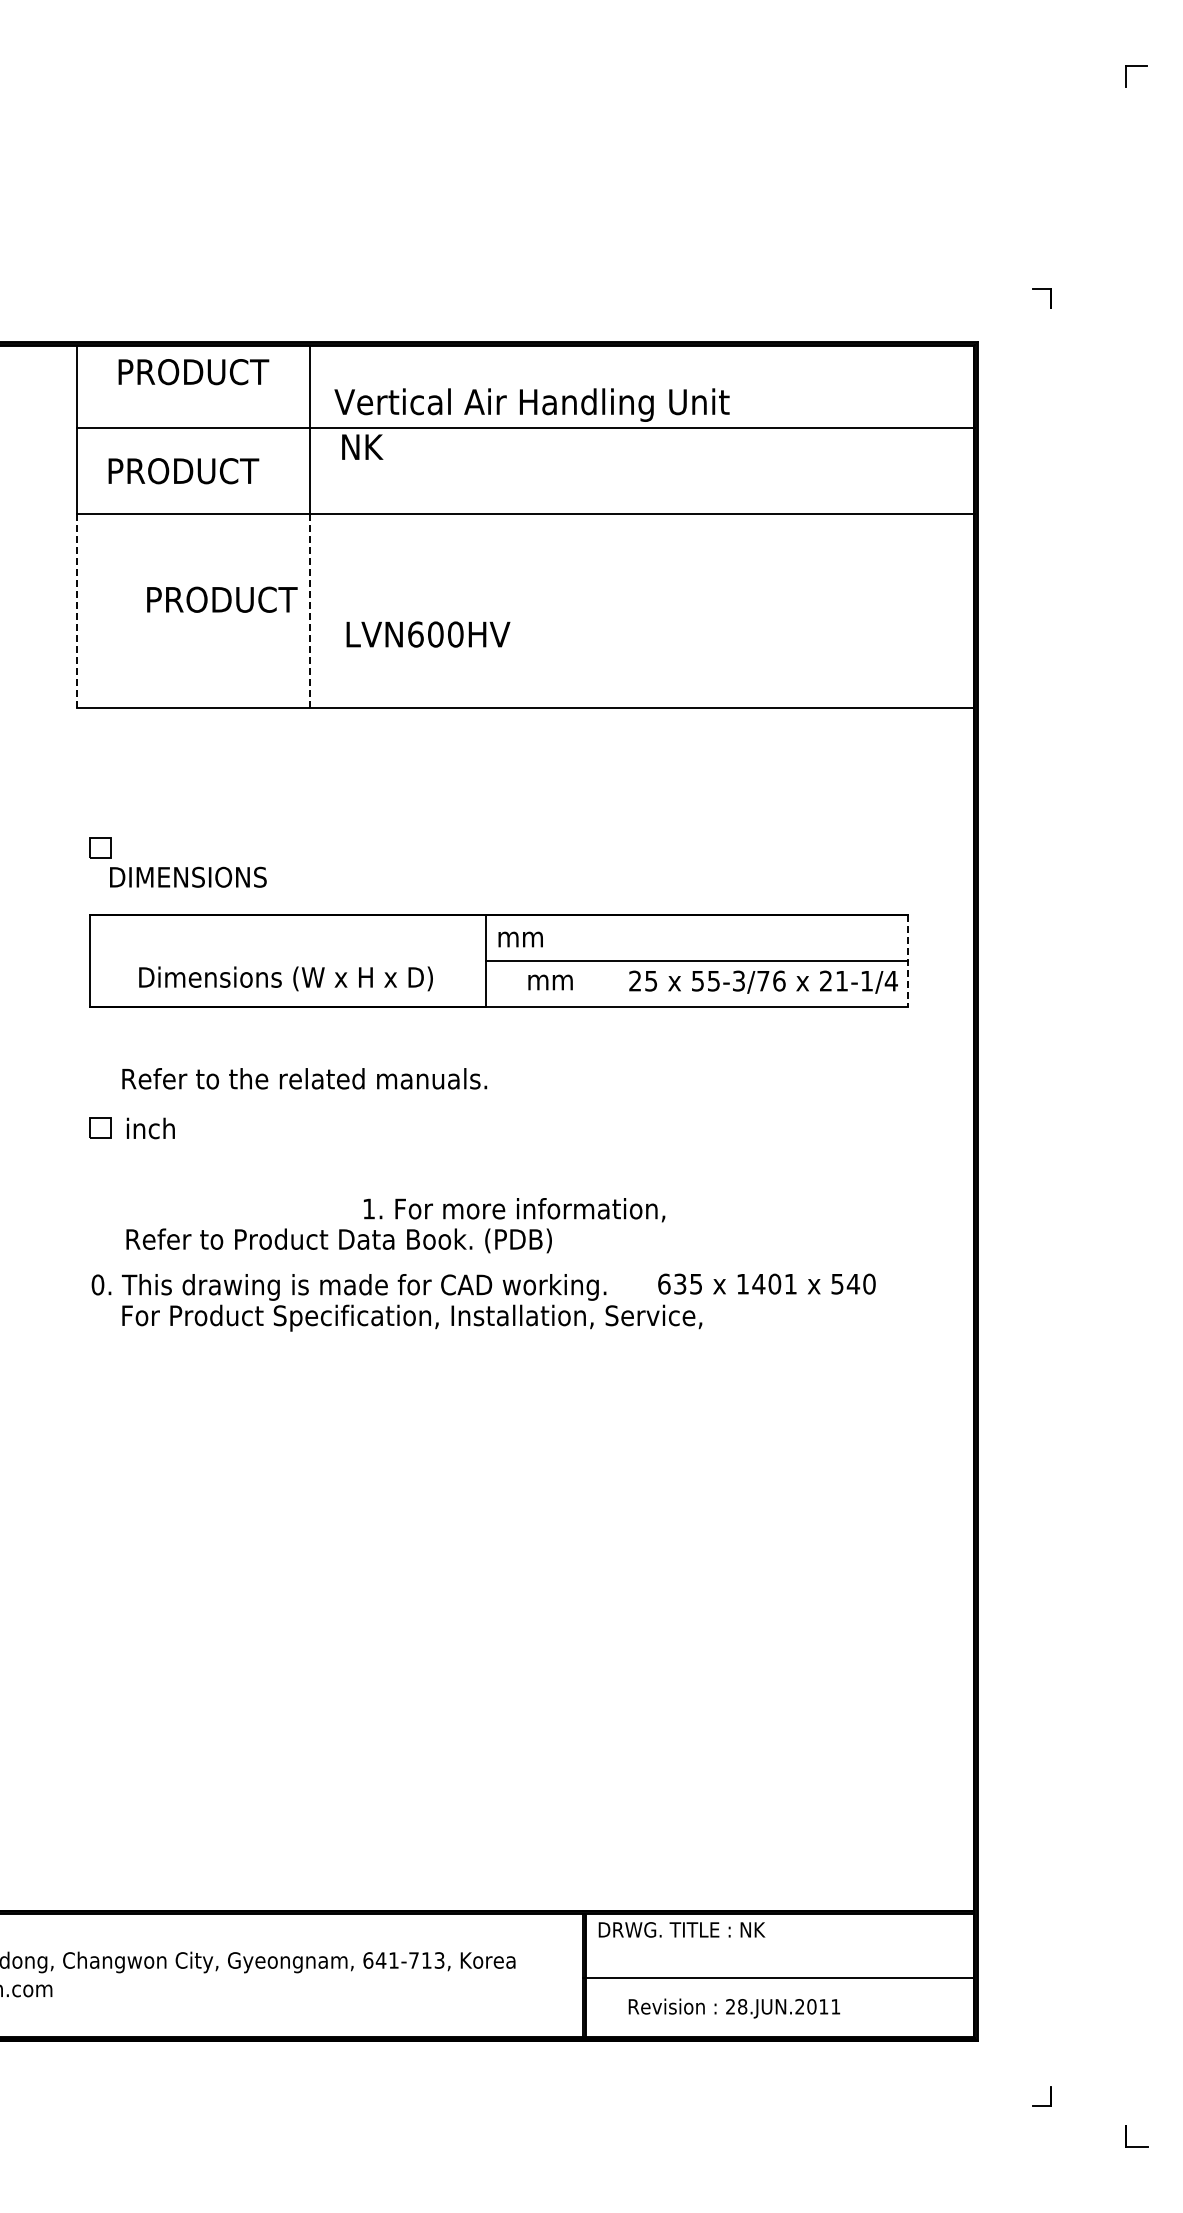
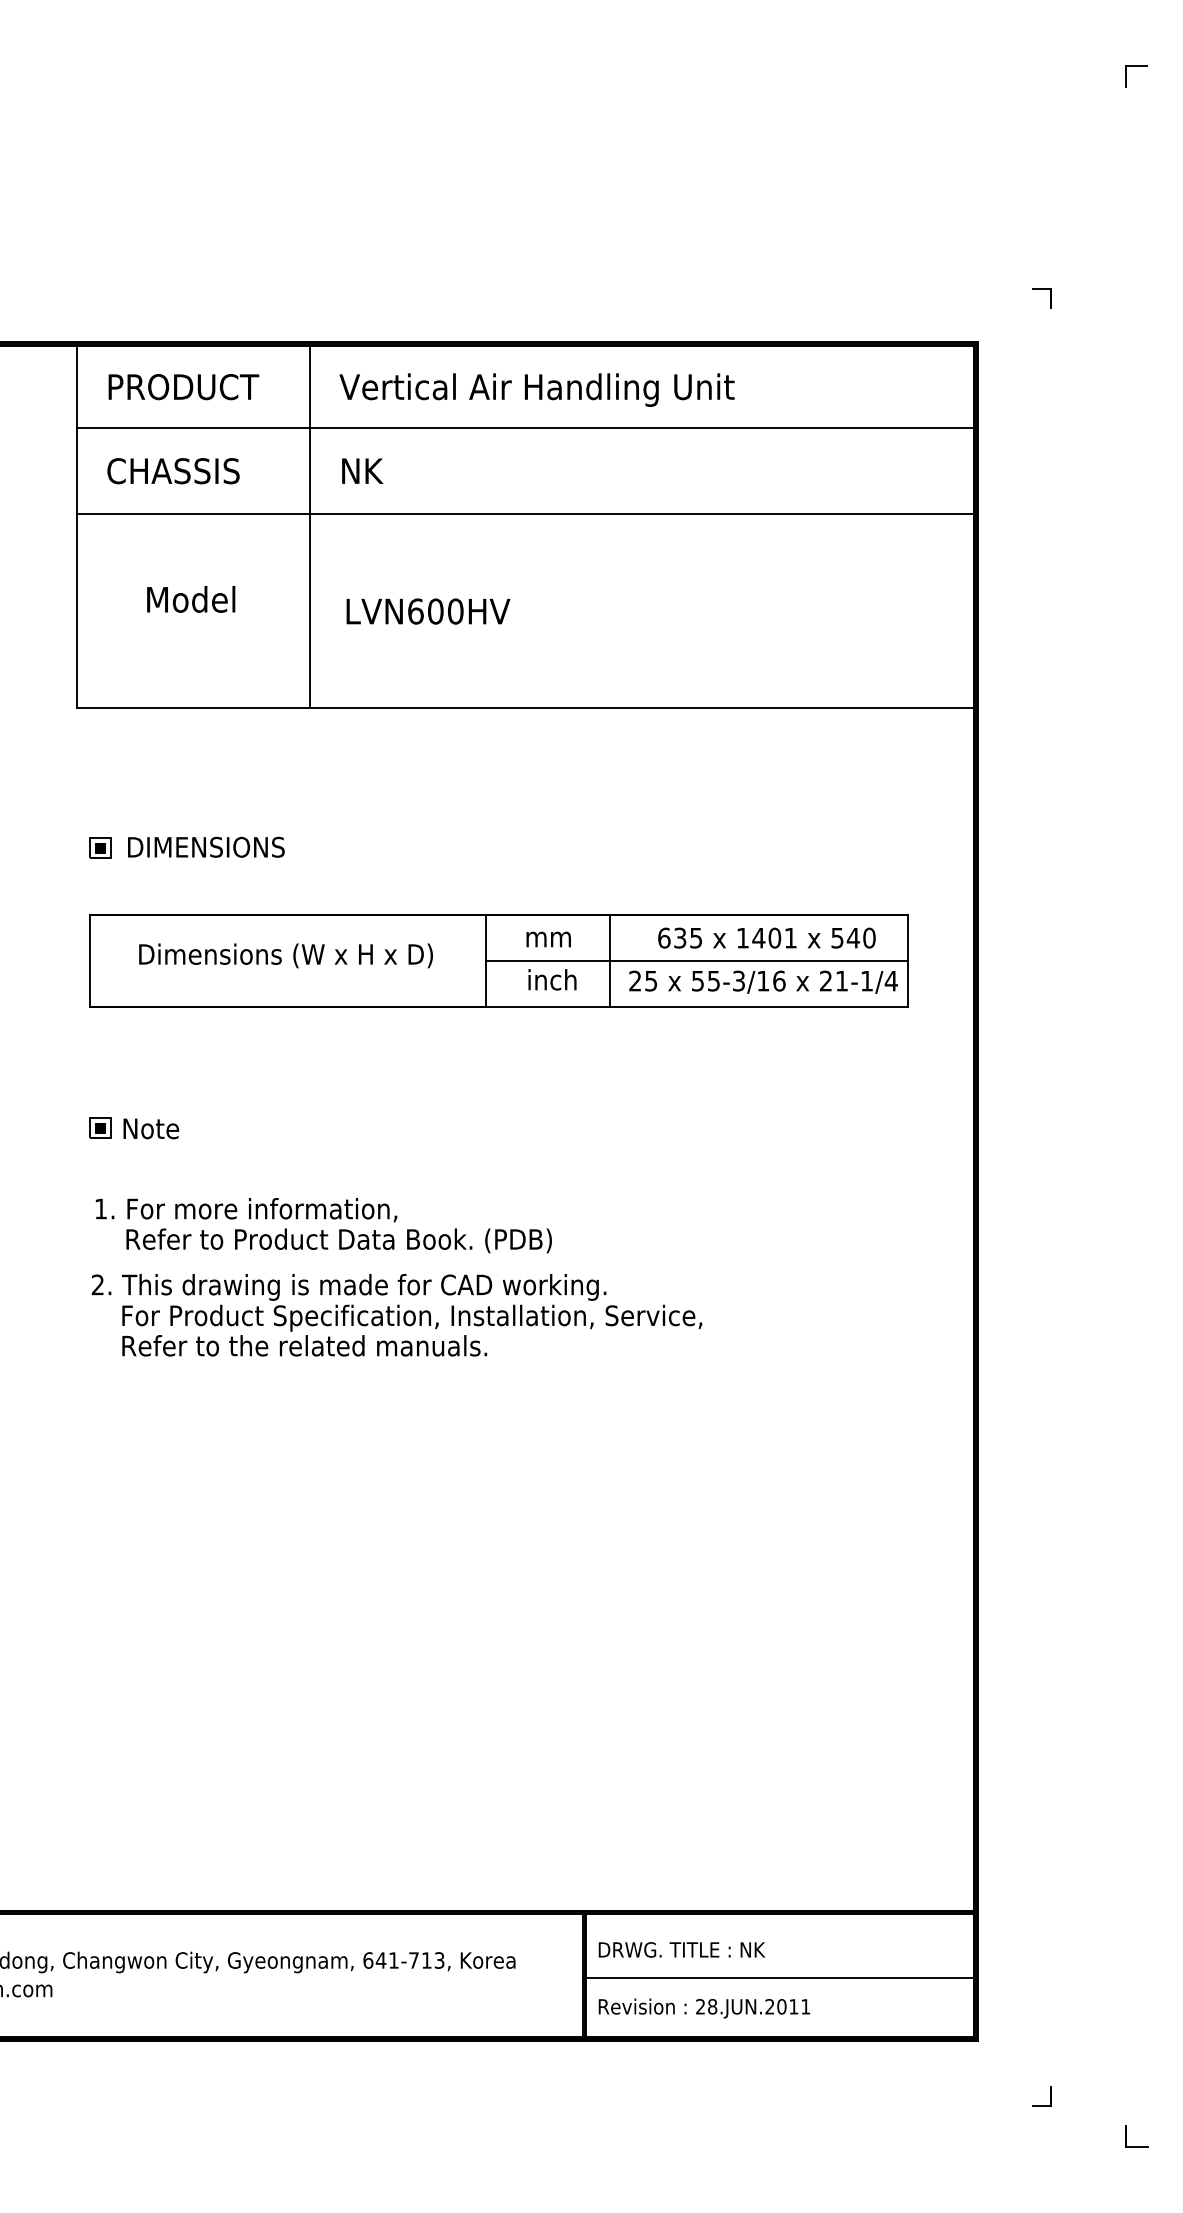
text position: (193, 372) -> (183, 387) (183, 387)
text position: (531, 404) -> (536, 389) (536, 389)
text position: (362, 446) -> (362, 470) (362, 470)
text: PRODUCT -> CHASSIS (183, 471)
text: PRODUCT -> Model (223, 599)
line: dashed -> solid (76, 611)
line: dashed -> solid (310, 611)
text position: (428, 634) -> (428, 611) (428, 611)
fill: none -> present (100, 847)
text position: (188, 876) -> (206, 846) (206, 846)
text position: (520, 939) -> (548, 939) (548, 939)
line: none -> present (609, 960)
line: dashed -> solid (907, 960)
text position: (285, 978) -> (285, 955) (285, 955)
text: mm -> inch (552, 979)
text: 55-3/76 -> 55-3/16 (763, 981)
text position: (304, 1078) -> (304, 1345) (304, 1345)
fill: none -> present (100, 1127)
text: inch -> Note (151, 1128)
text position: (514, 1210) -> (246, 1210) (246, 1210)
text position: (766, 1283) -> (766, 937) (766, 937)
text: 0. -> 2. (97, 1284)
text position: (681, 1929) -> (681, 1949) (681, 1949)
text position: (734, 2008) -> (704, 2008) (704, 2008)
